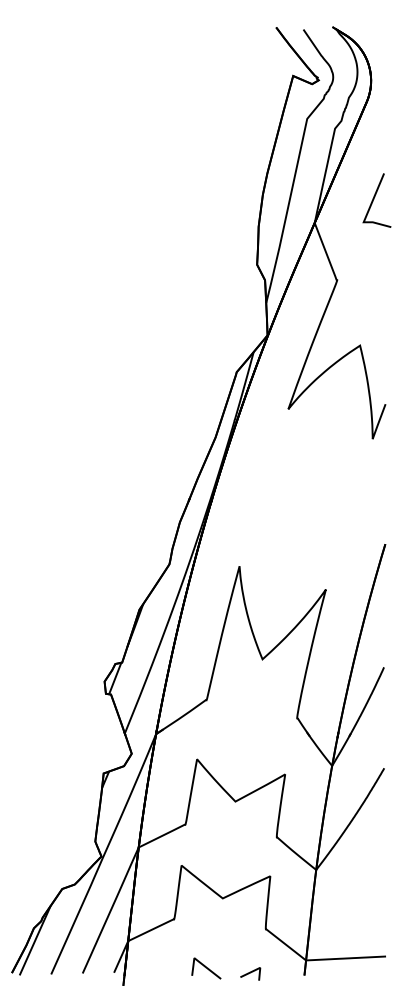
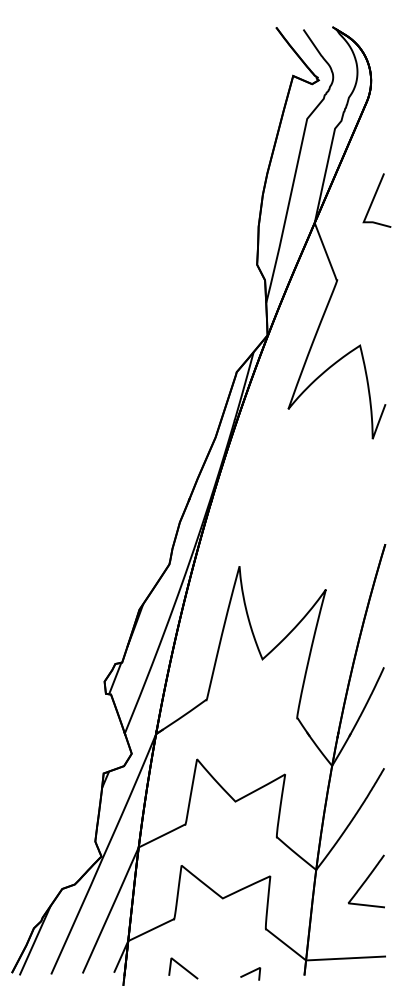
curve: none -> present (365, 881)
curve position: (206, 968) -> (183, 968) (183, 968)
